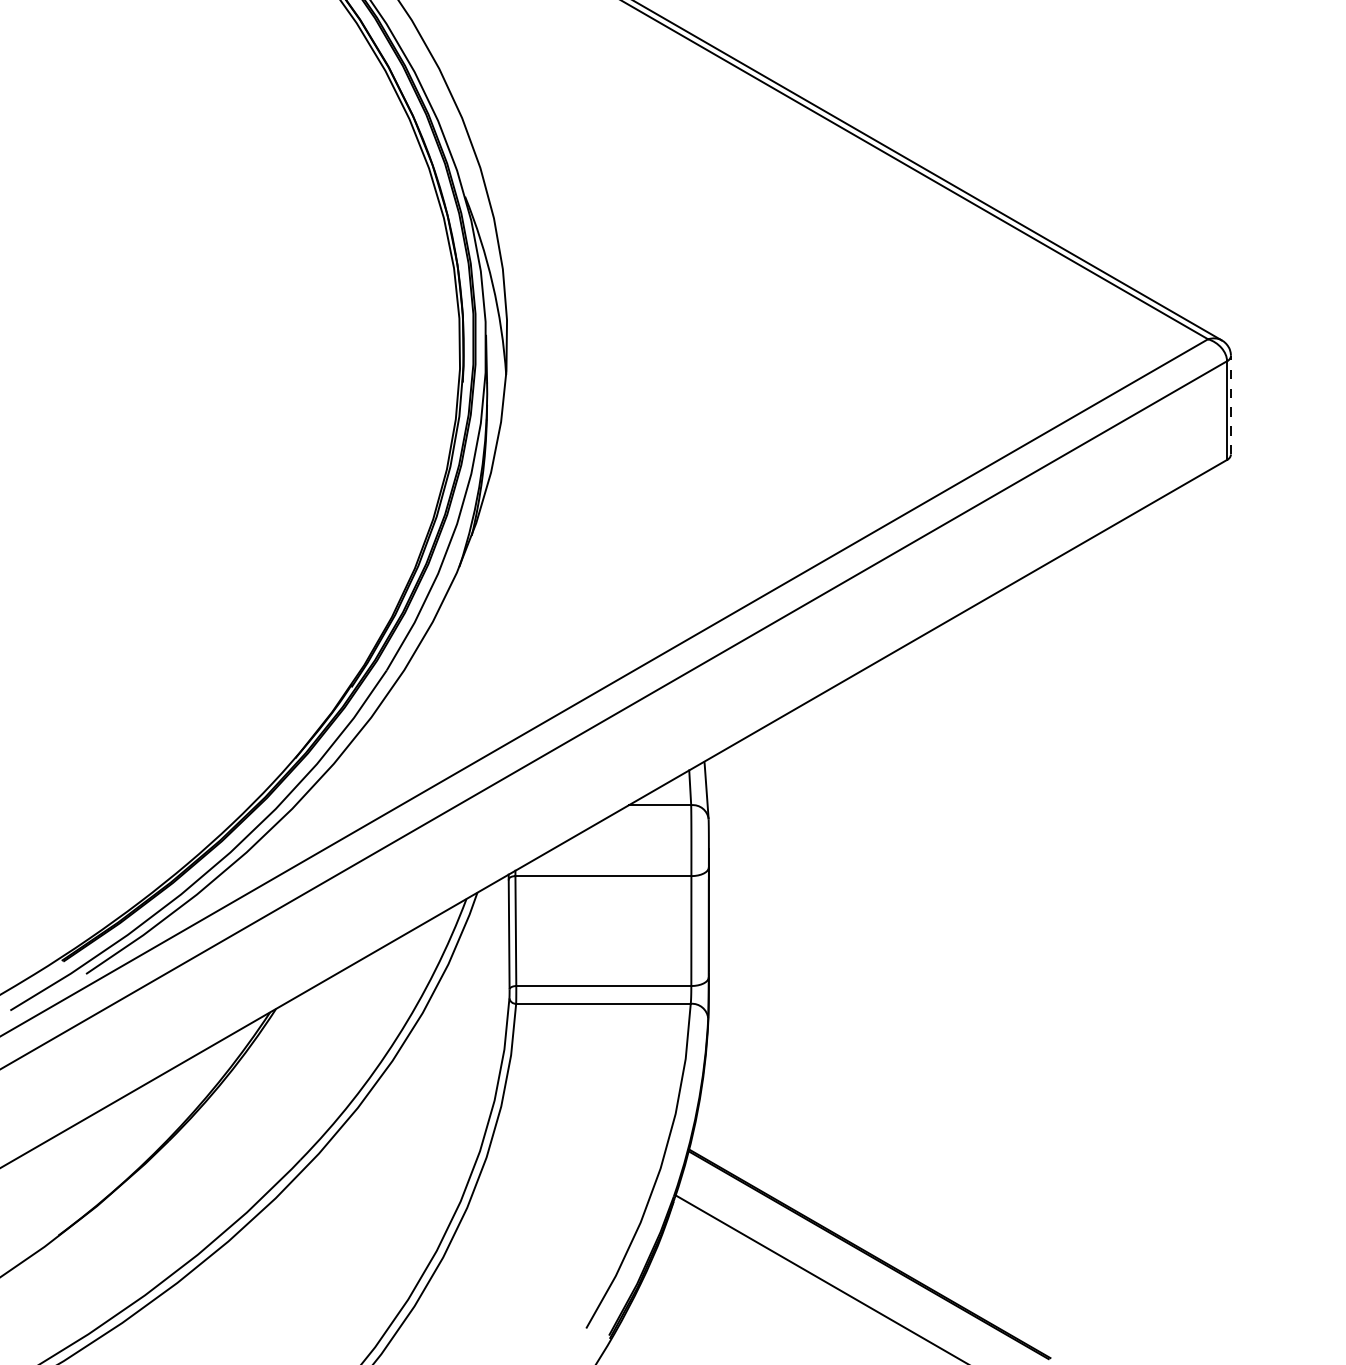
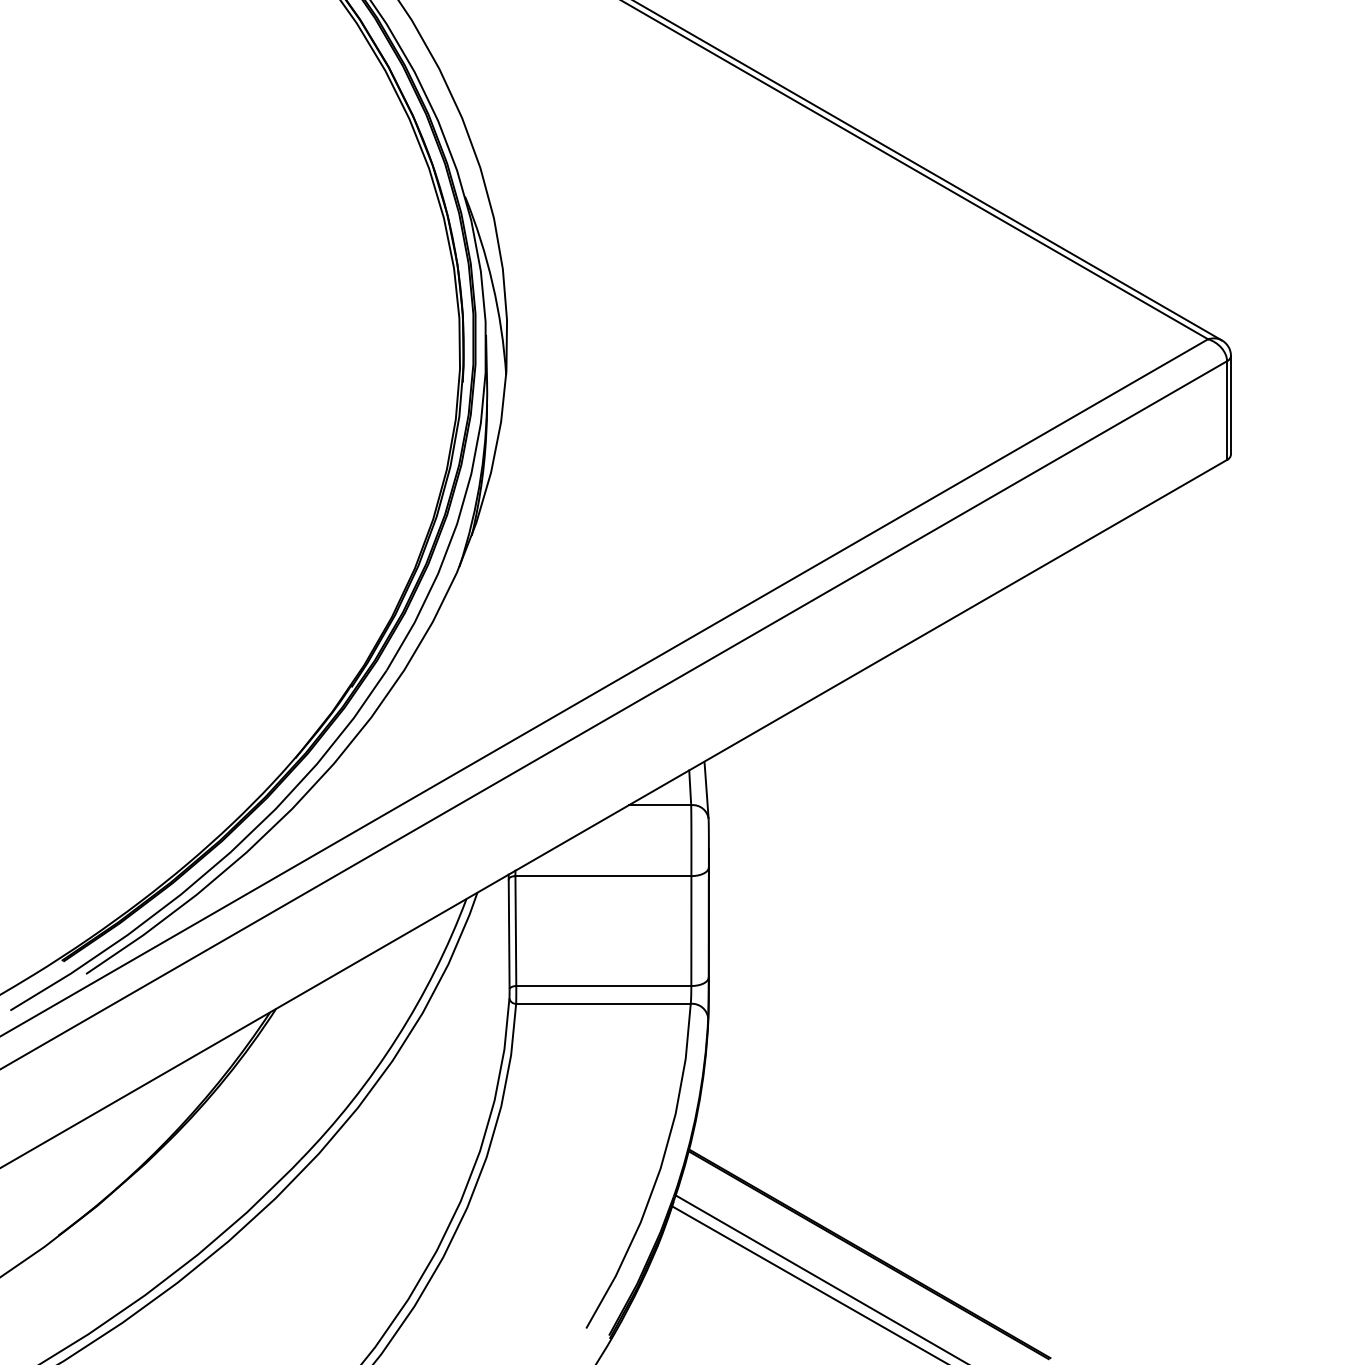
line: dashed -> solid (1231, 404)
line: none -> present (807, 1283)
